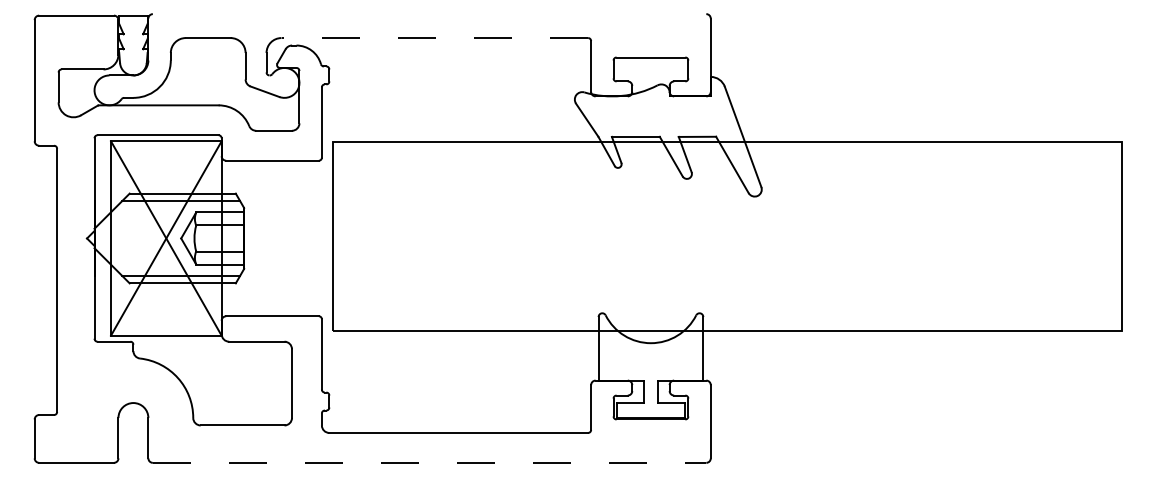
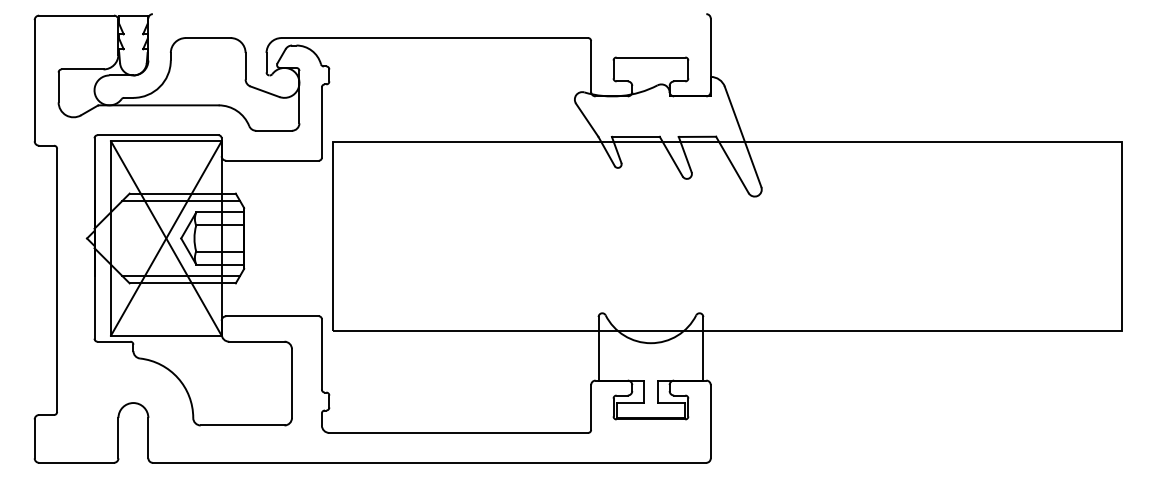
line: dashed -> solid (434, 38)
line: dashed -> solid (429, 462)
